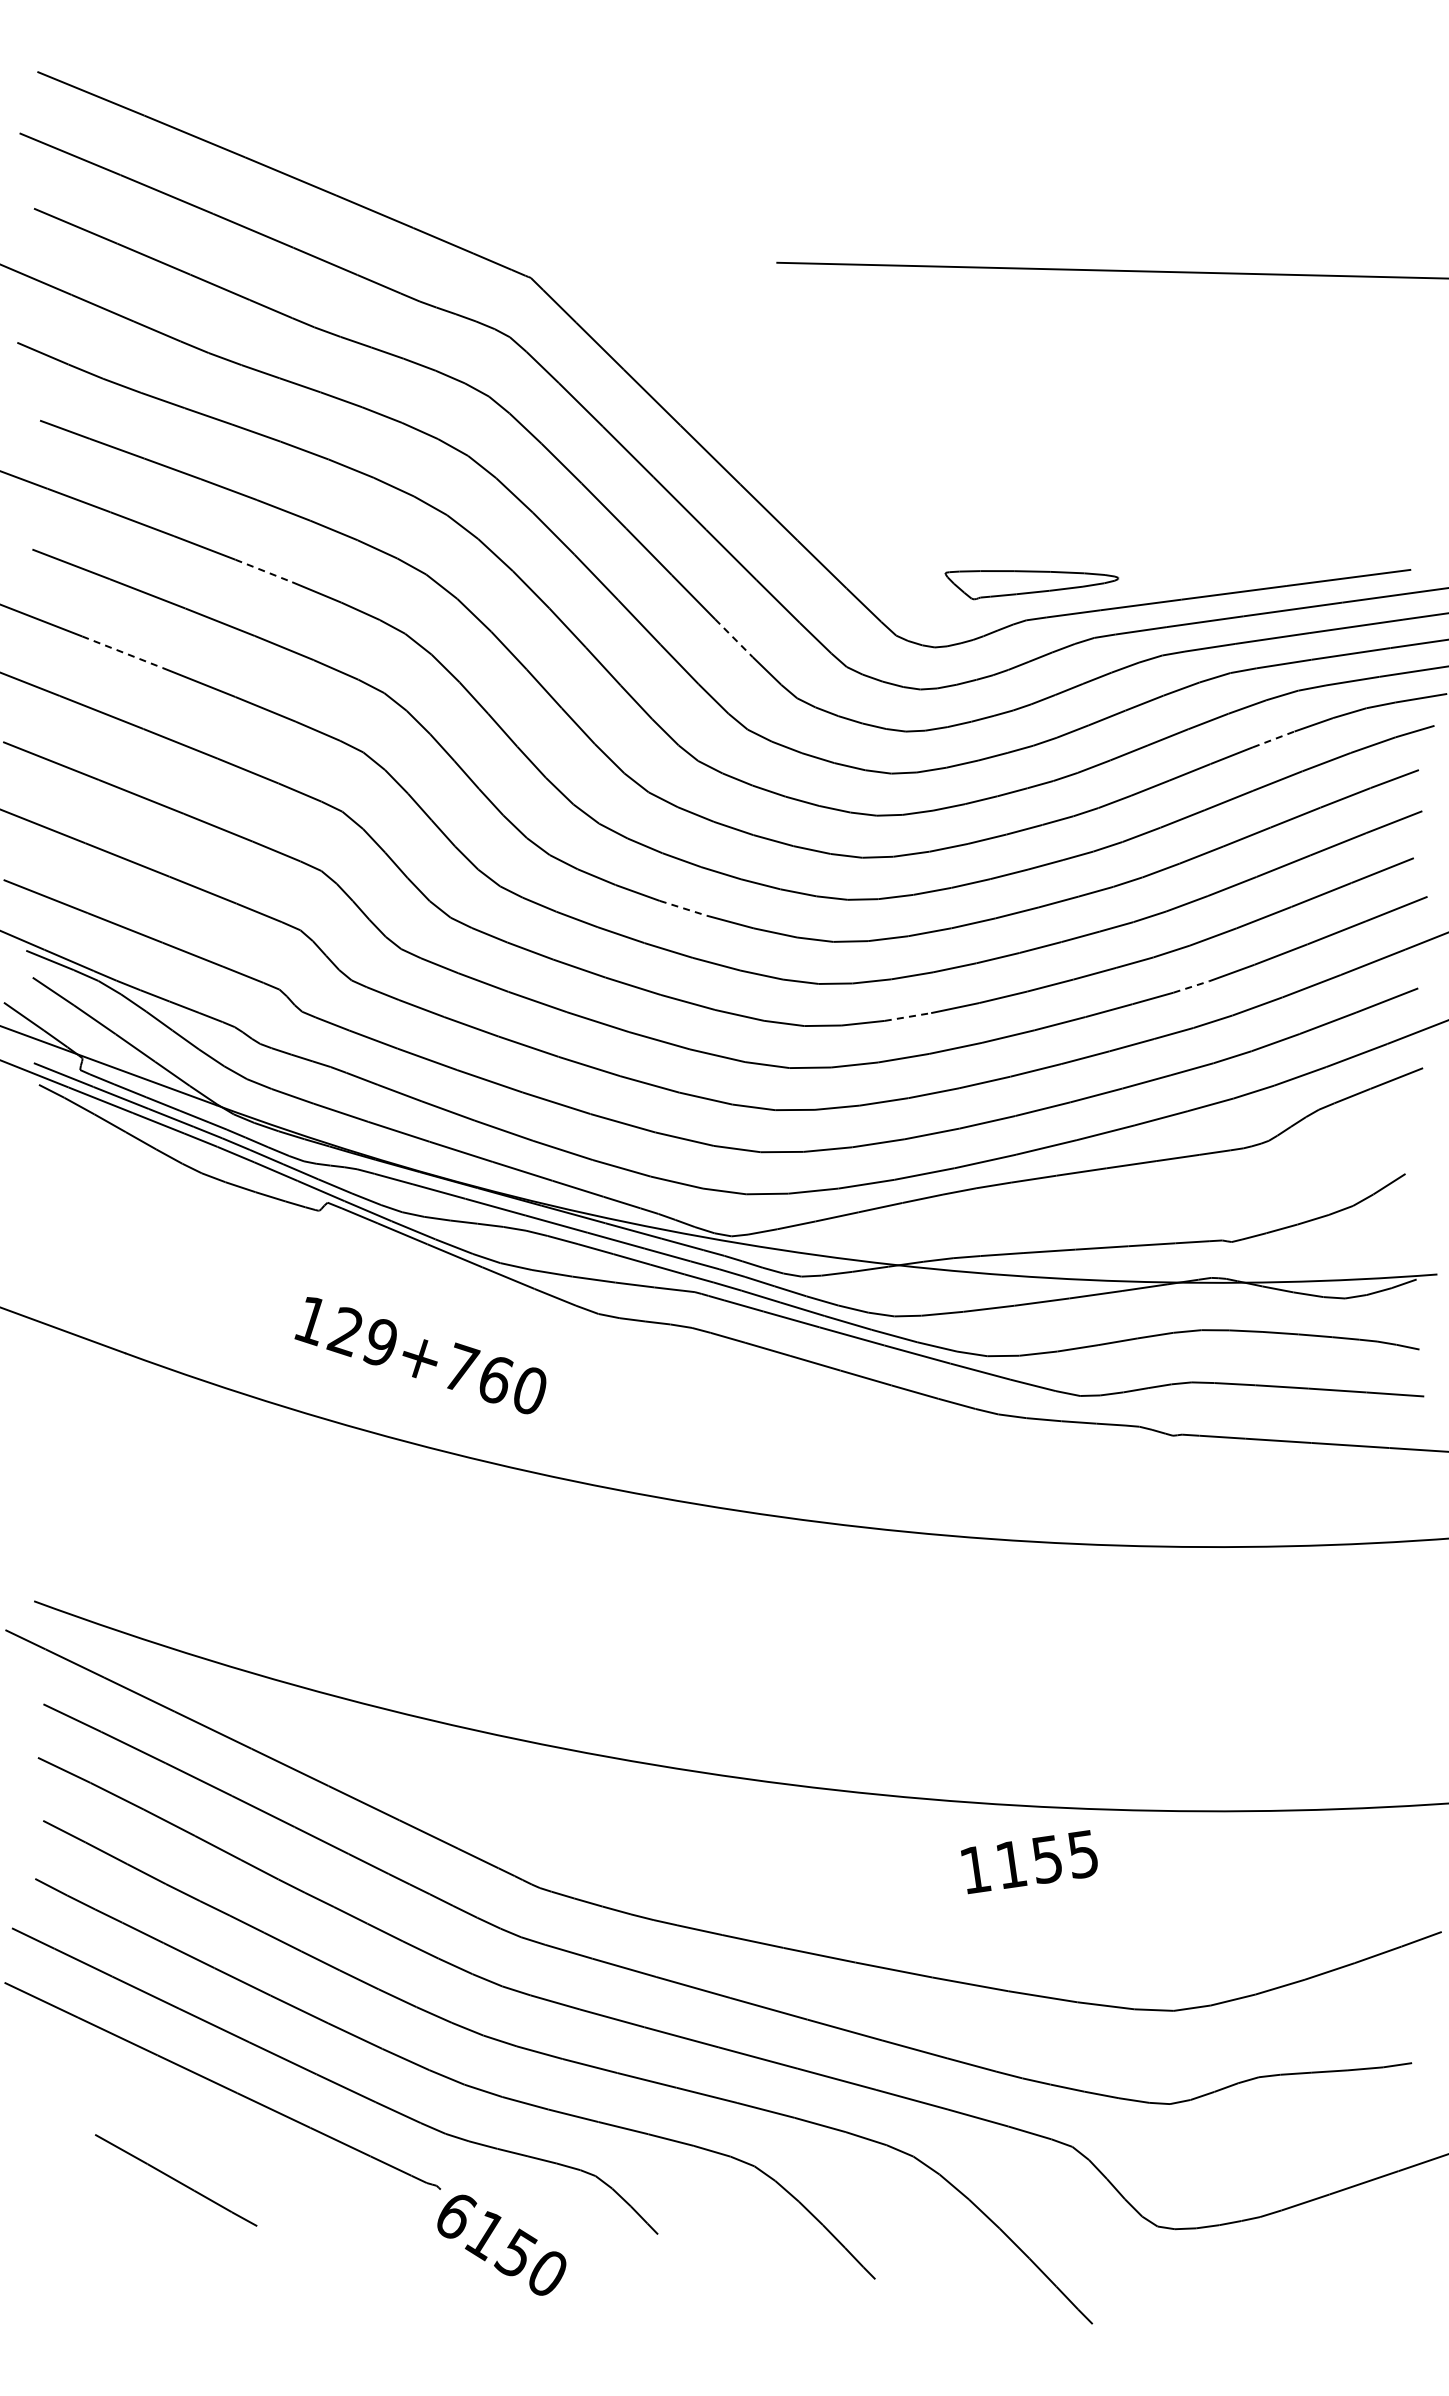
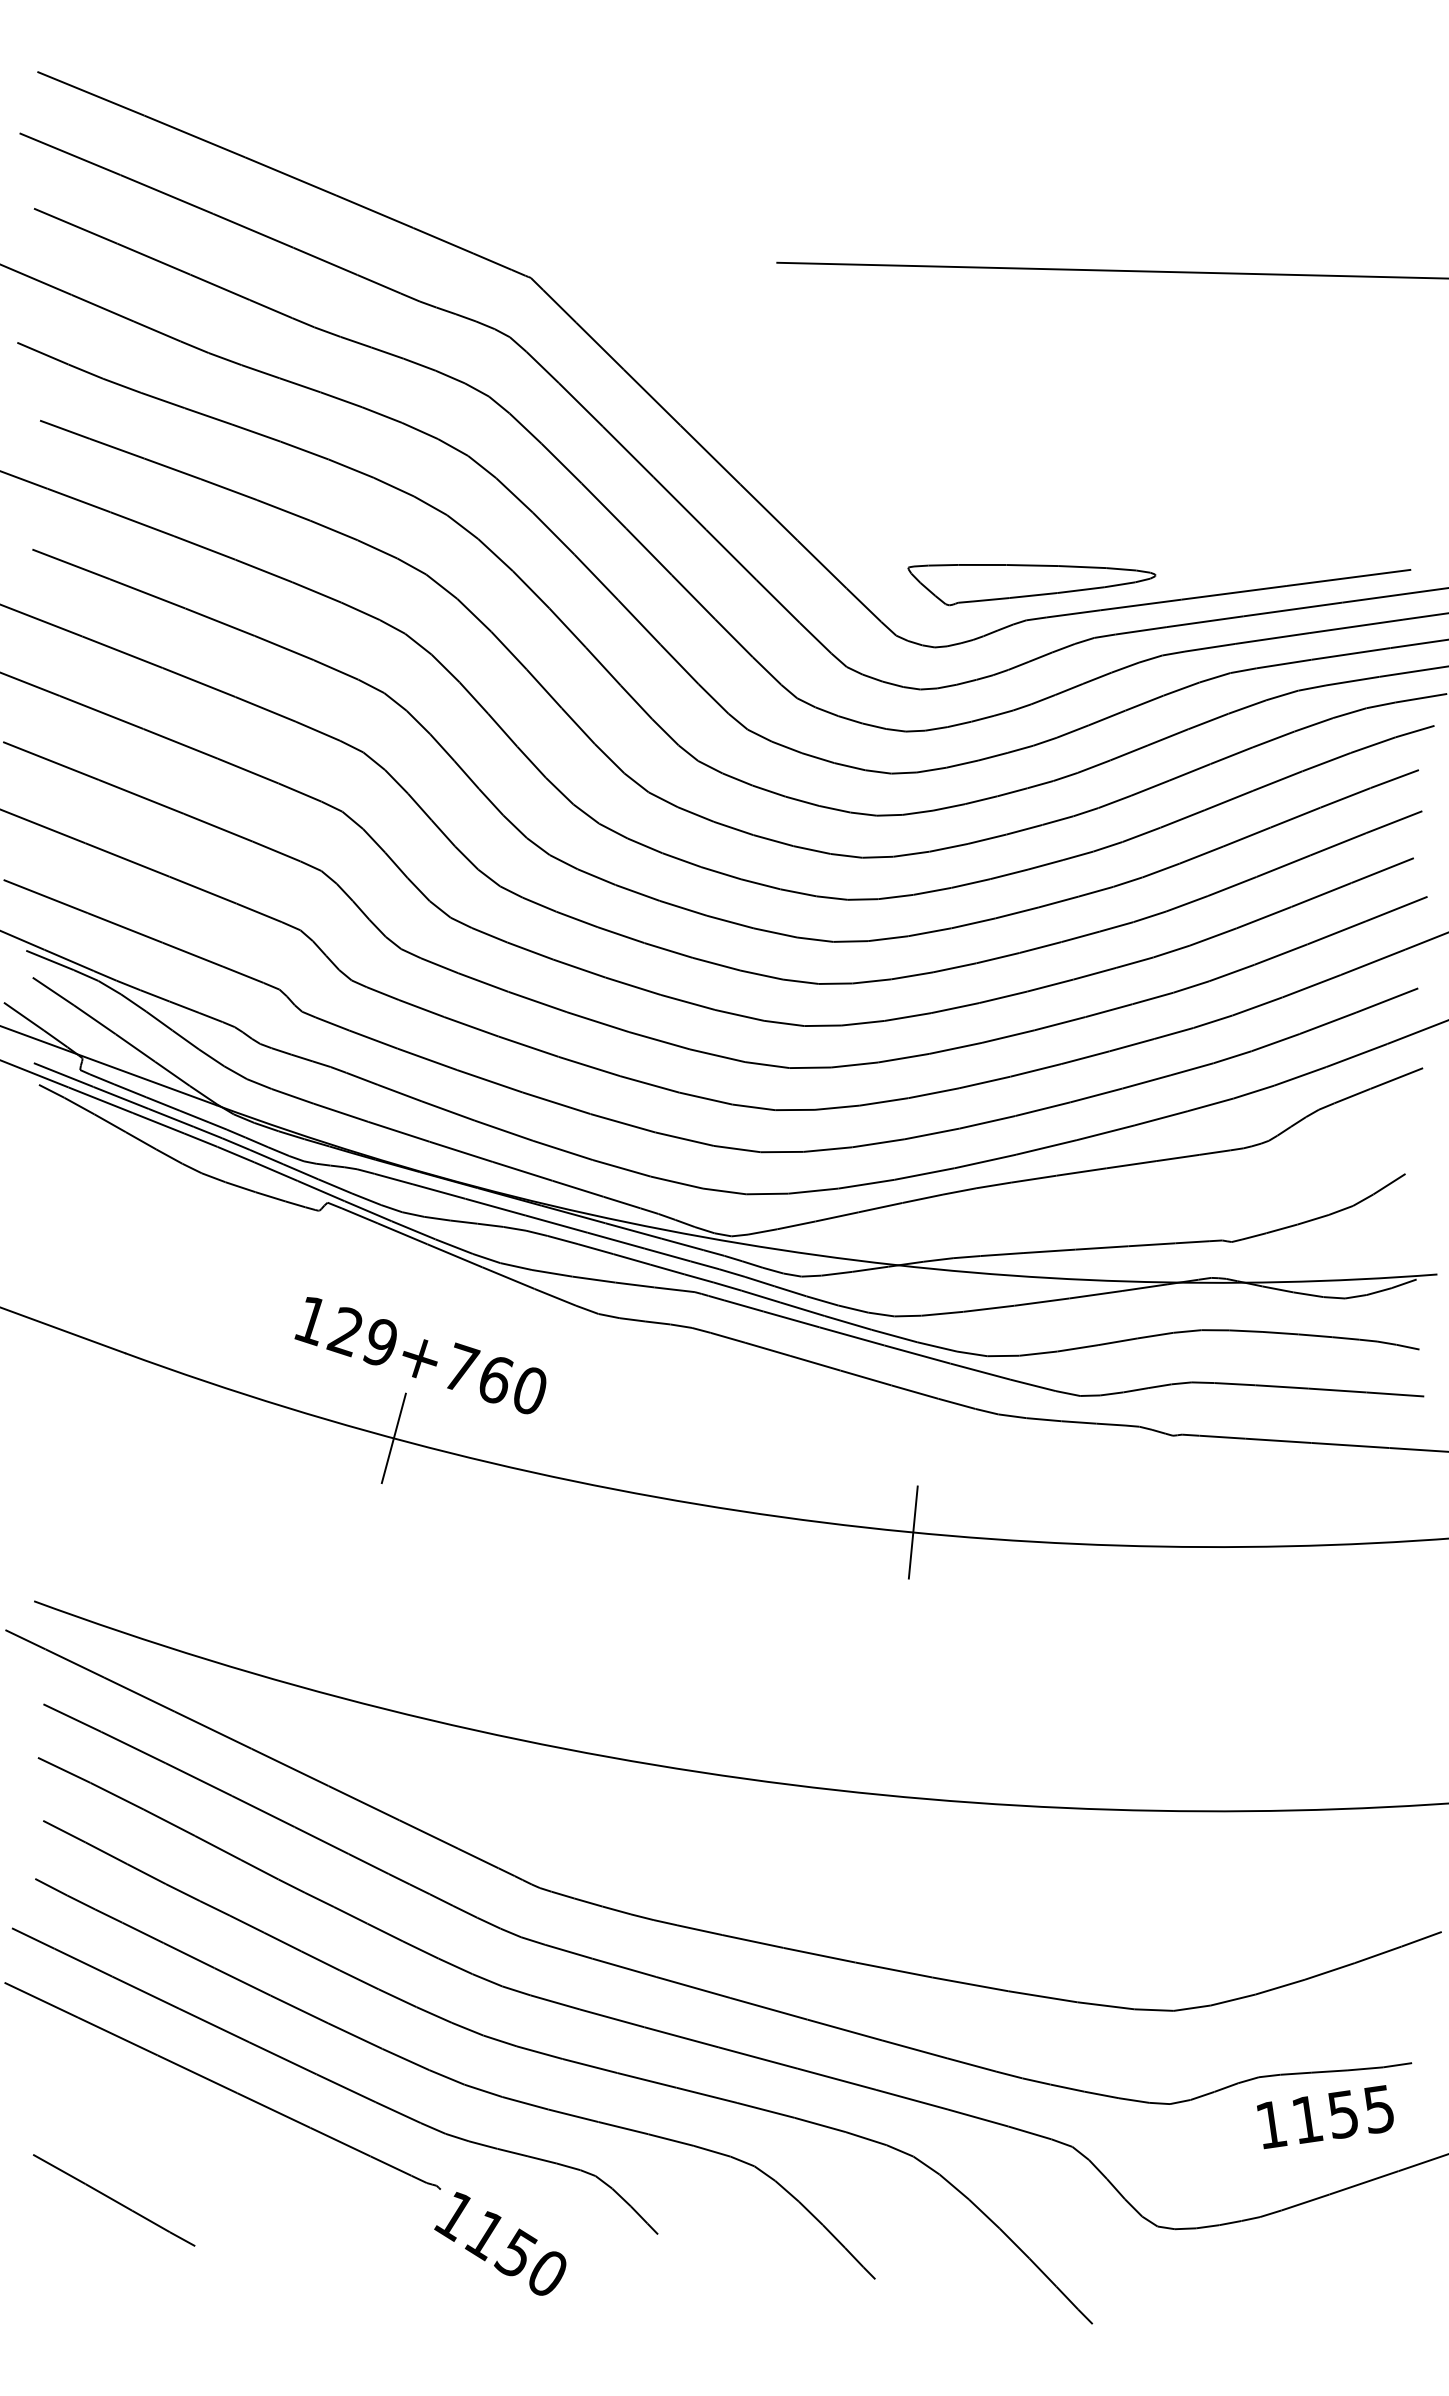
line: dashed -> solid (264, 571)
part size: 176x31 px -> 250x43 px (1031, 585)
line: dashed -> solid (734, 638)
line: dashed -> solid (122, 652)
line: dashed -> solid (1274, 739)
line: dashed -> solid (683, 908)
line: dashed -> solid (1191, 986)
line: dashed -> solid (908, 1016)
line: none -> present (393, 1438)
line: none -> present (912, 1532)
text position: (1029, 1862) -> (1325, 2117) (1325, 2117)
line position: (176, 2180) -> (114, 2200) (114, 2200)
text: 6150 -> 1150 (455, 2216)
